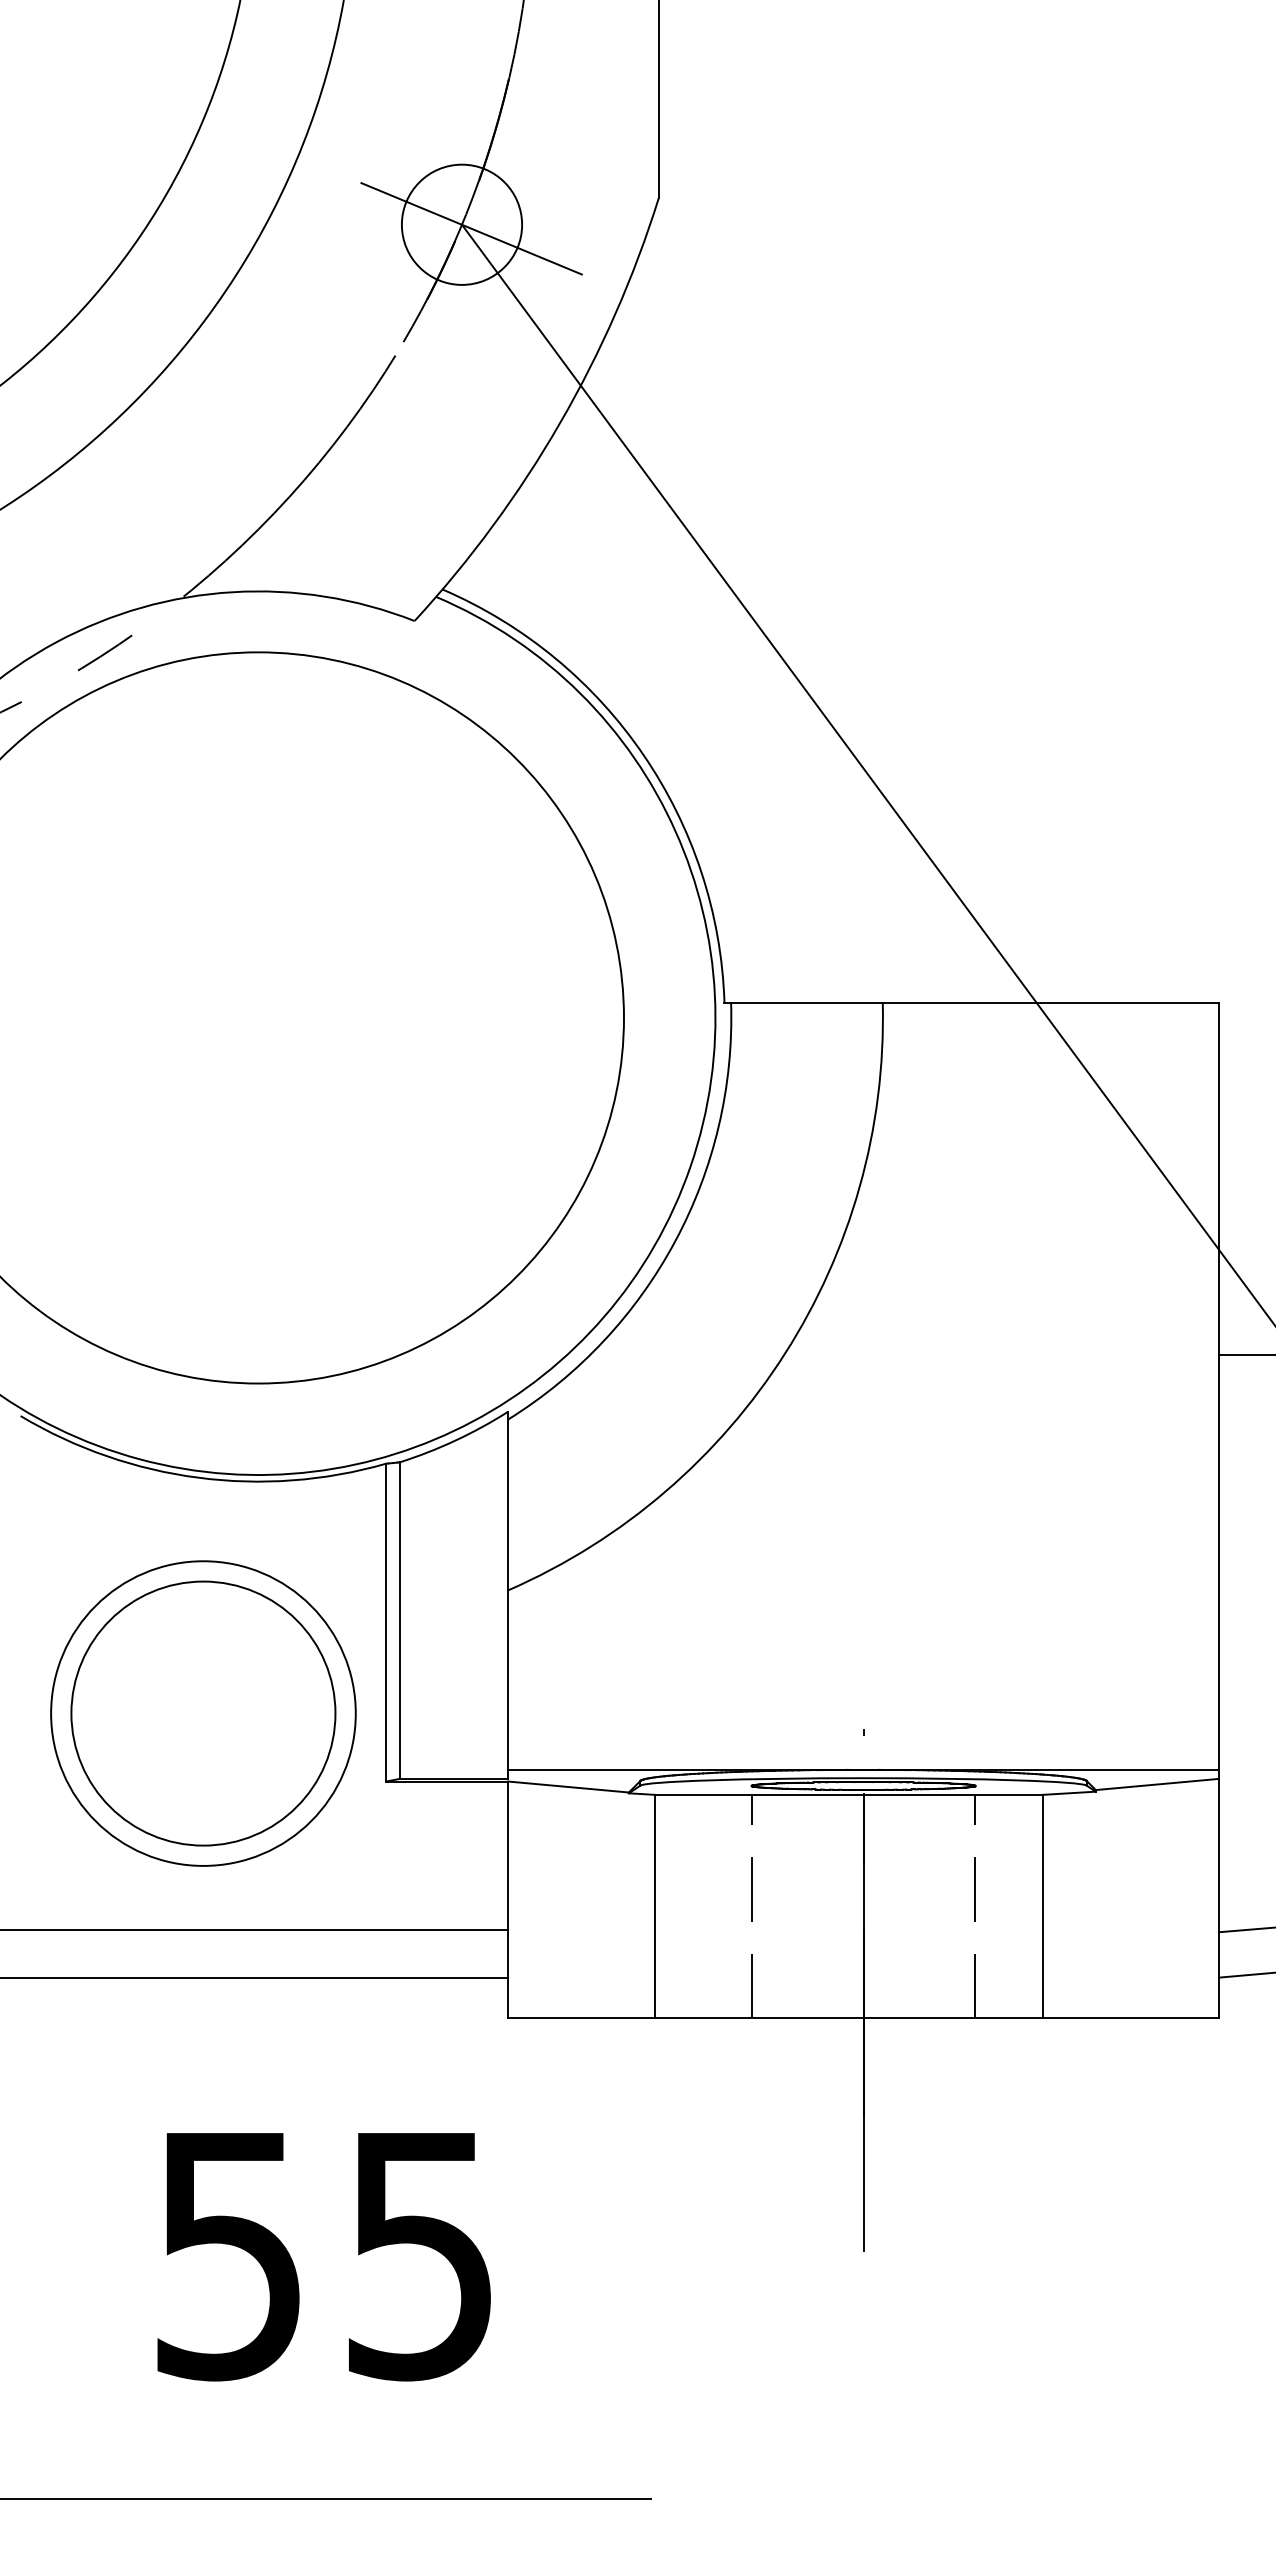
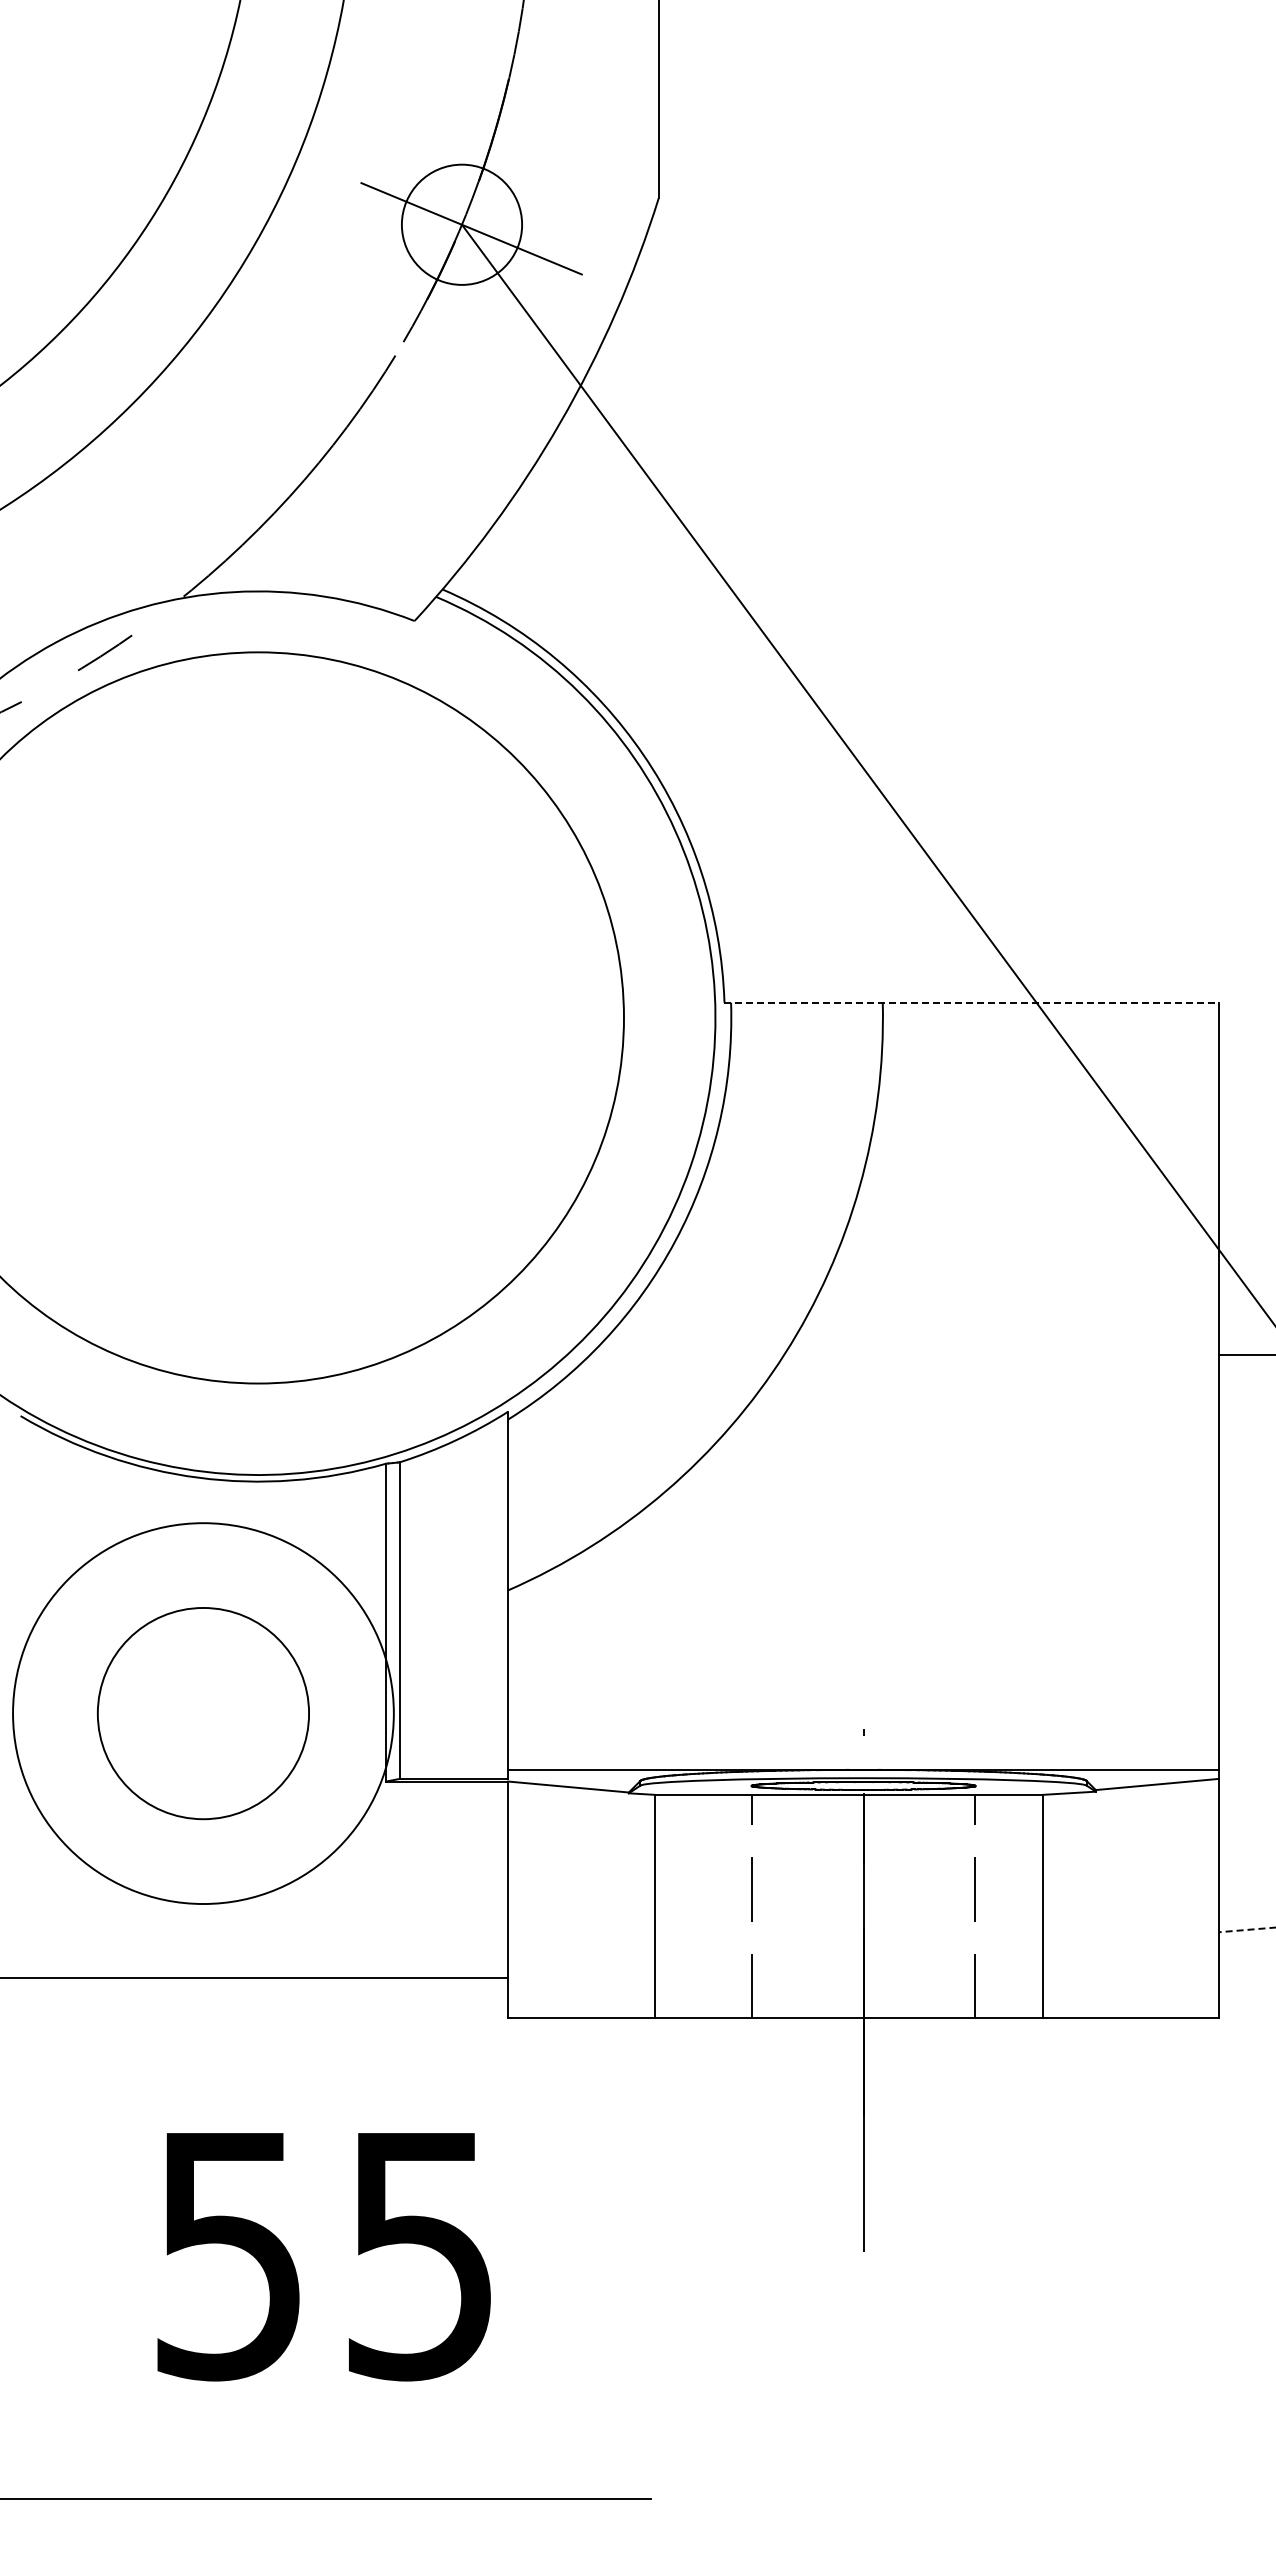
line: solid -> dashed (972, 1002)
circle diameter: 264 px -> 211 px (203, 1713)
circle diameter: 305 px -> 381 px (203, 1713)
line: present -> none (255, 1929)
line: solid -> dashed (1246, 1929)
line: present -> none (1245, 1974)
